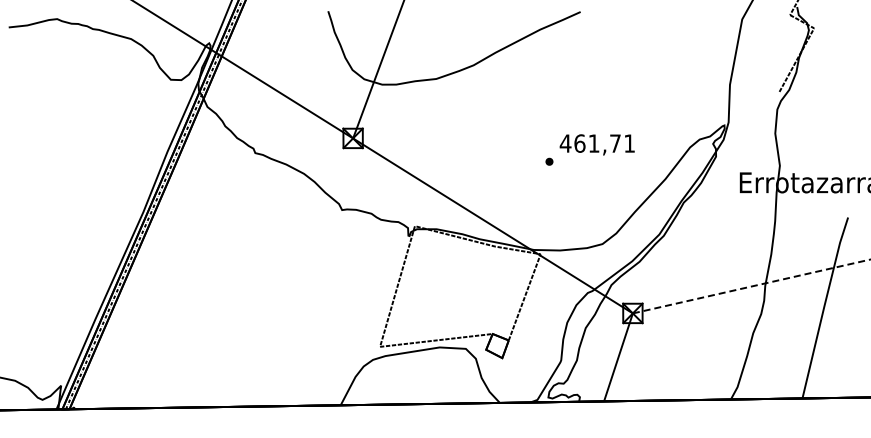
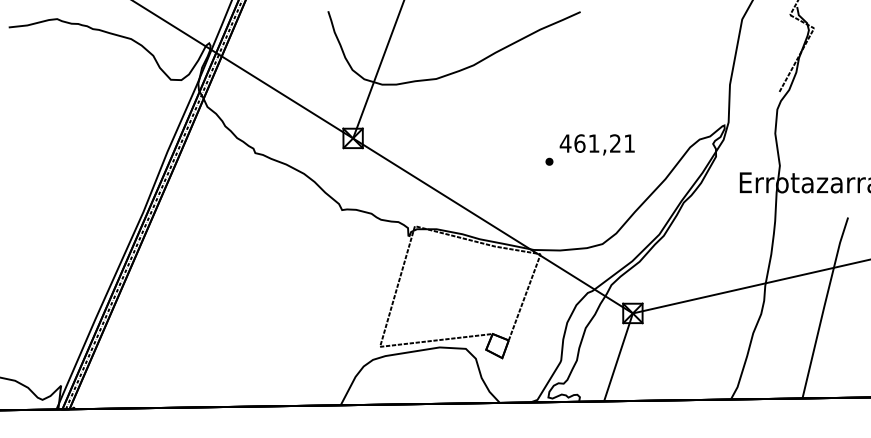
text: 461,71 -> 461,21 (615, 143)
line: dashed -> solid (751, 286)
